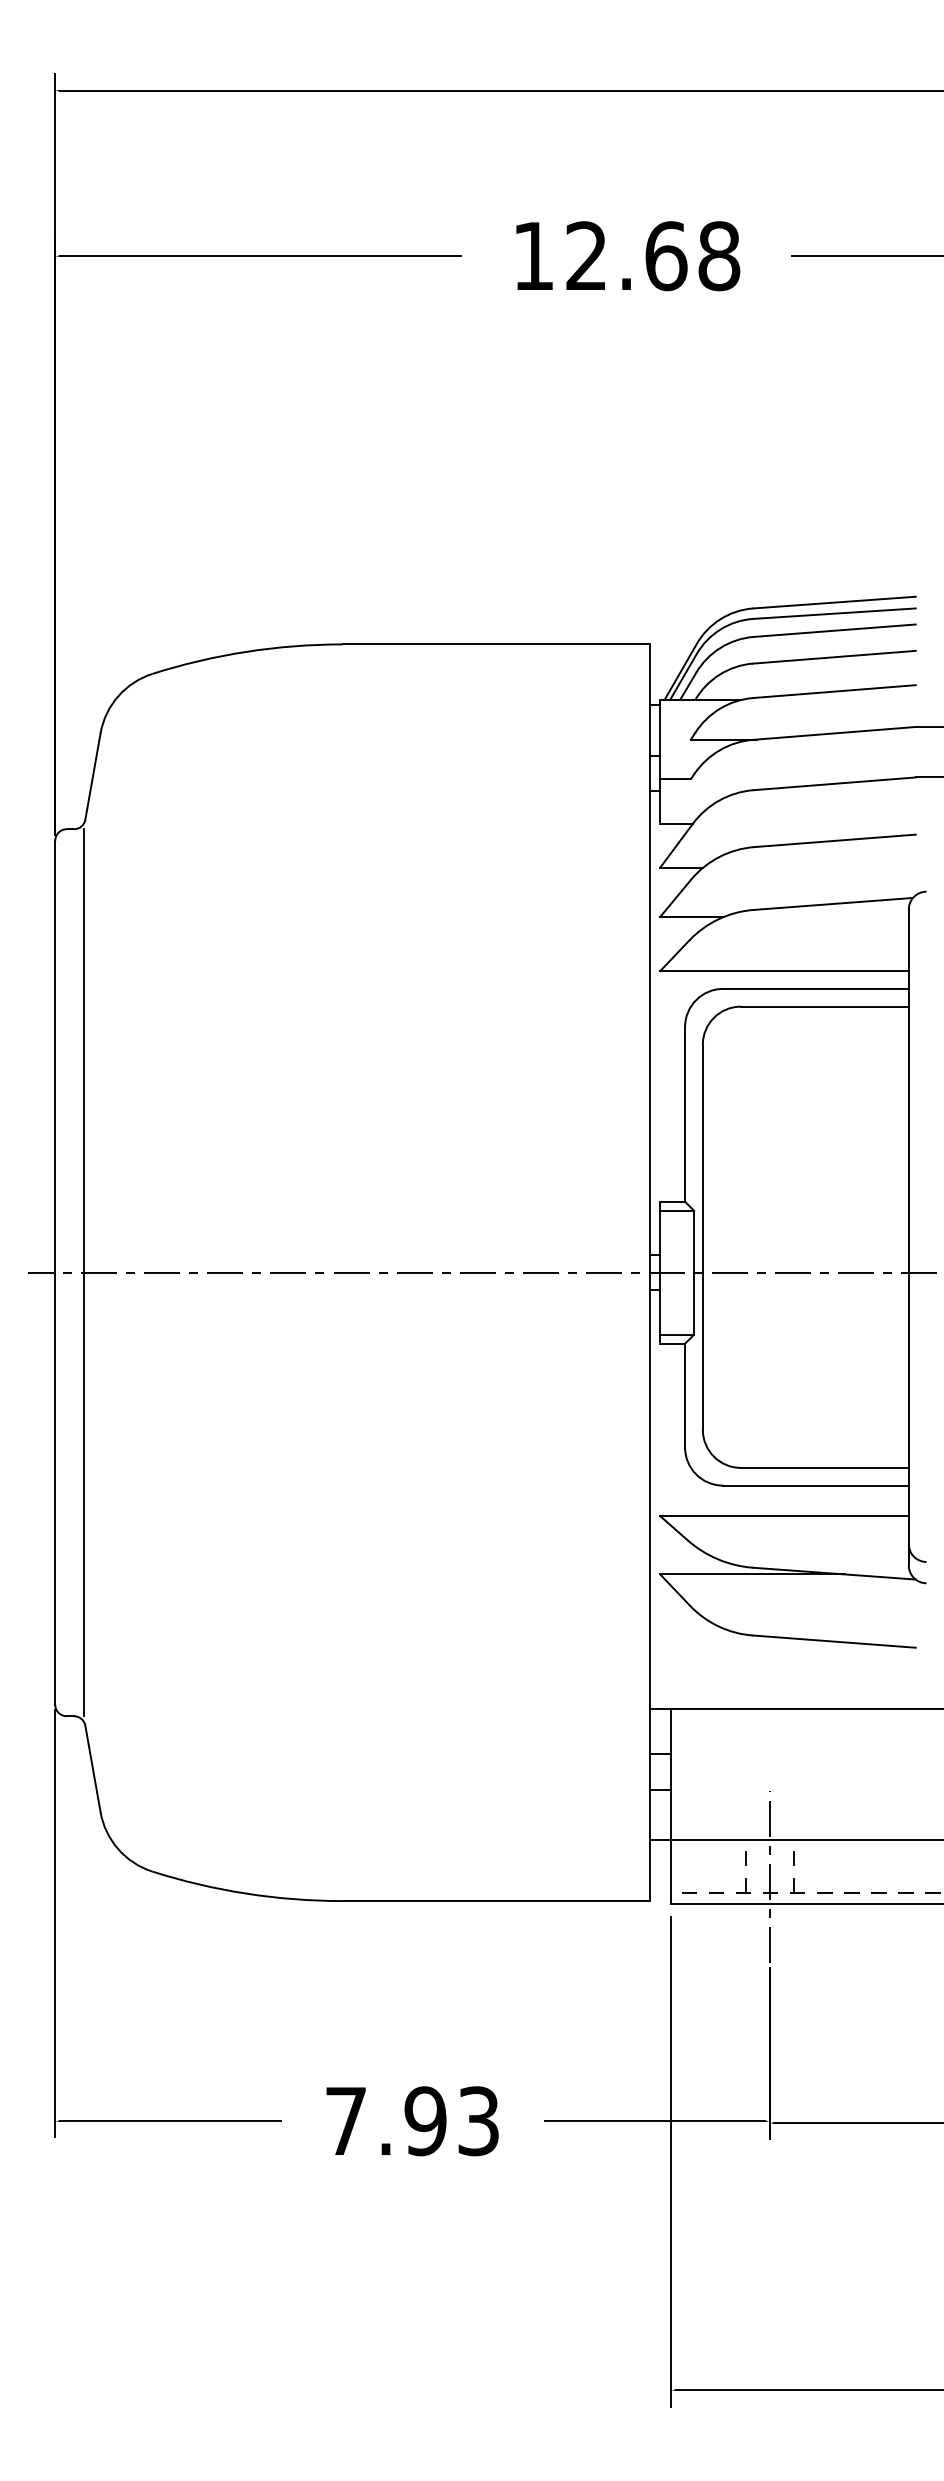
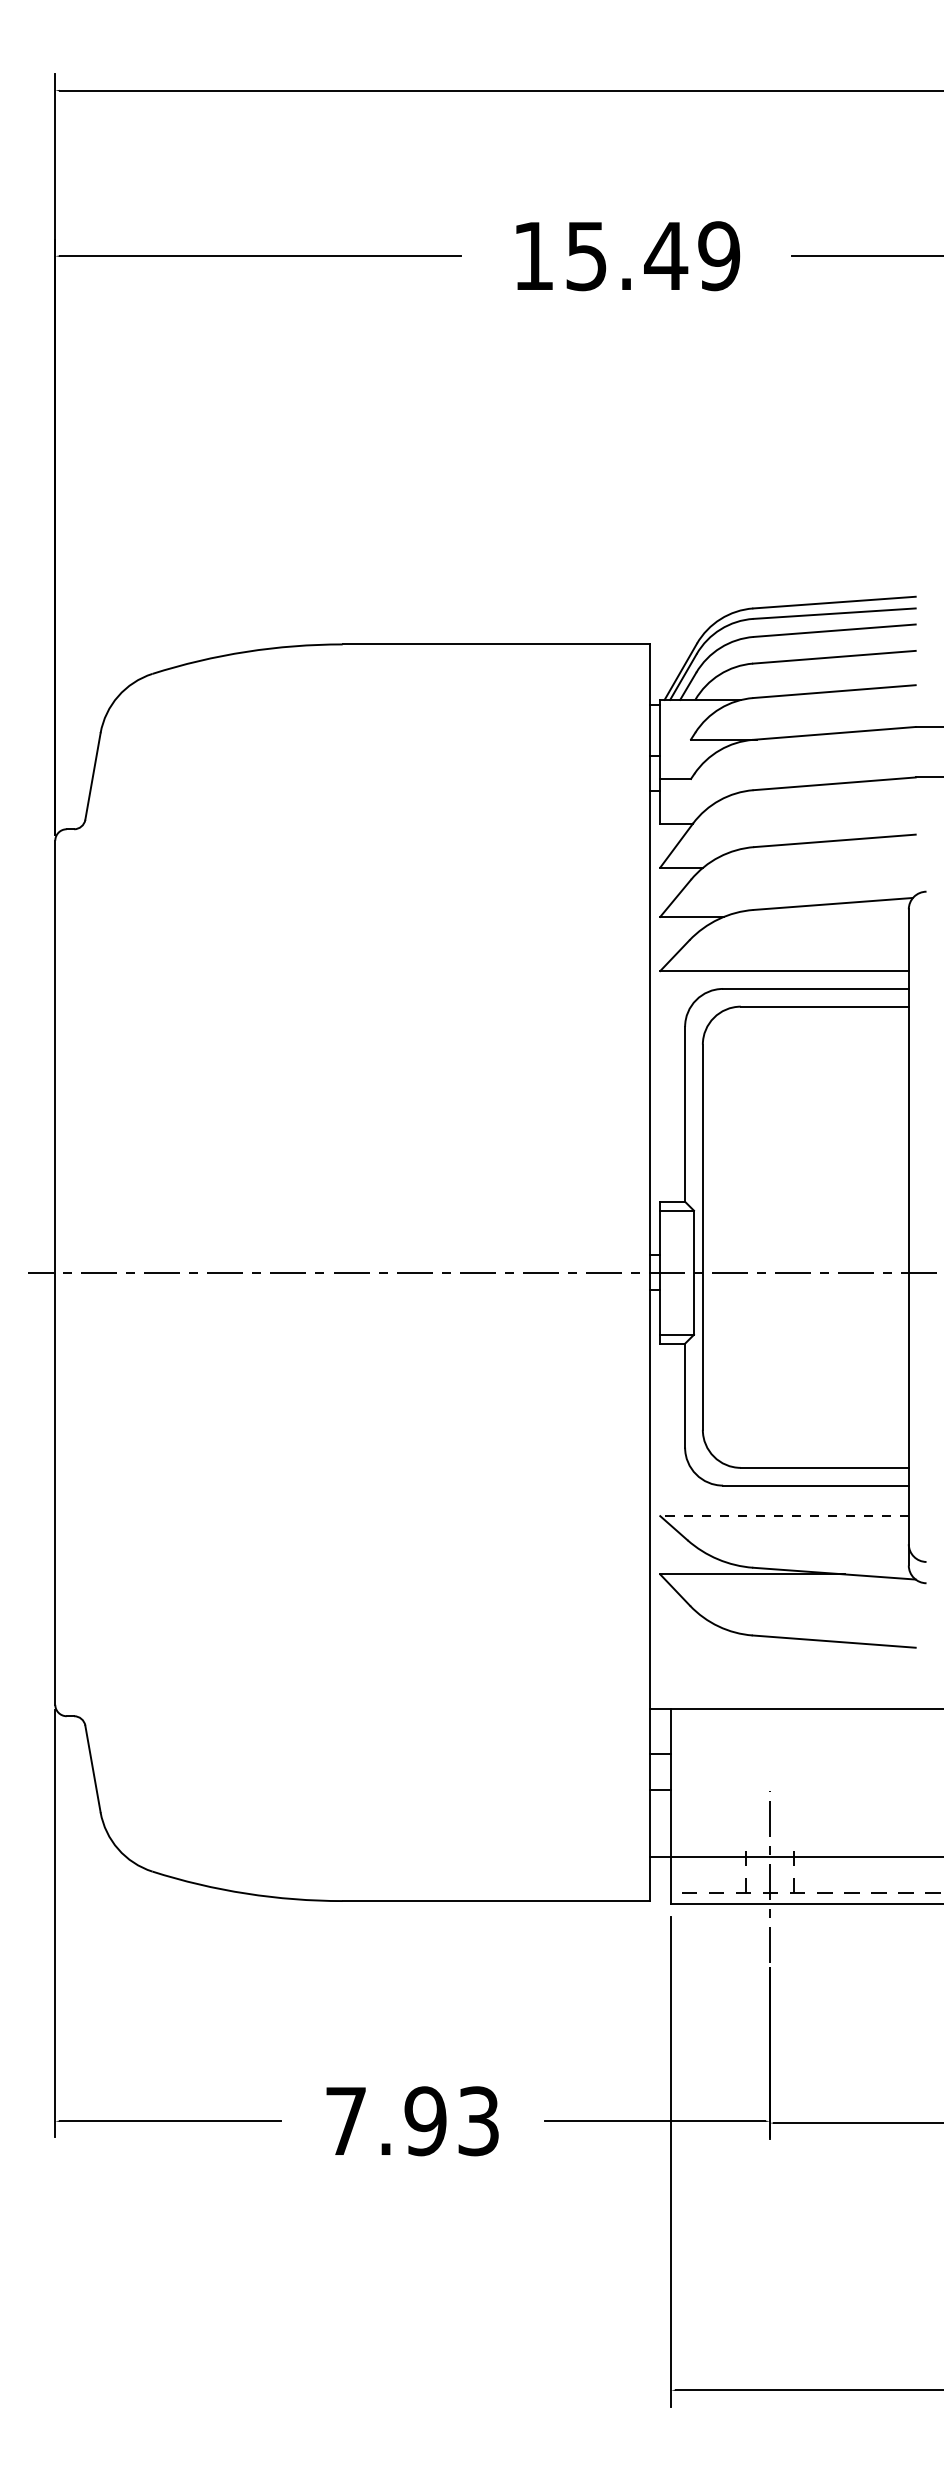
text: 12.68 -> 15.49 (653, 256)
line: present -> none (83, 1272)
line: solid -> dashed (784, 1516)
line position: (794, 1840) -> (794, 1857) (794, 1857)
